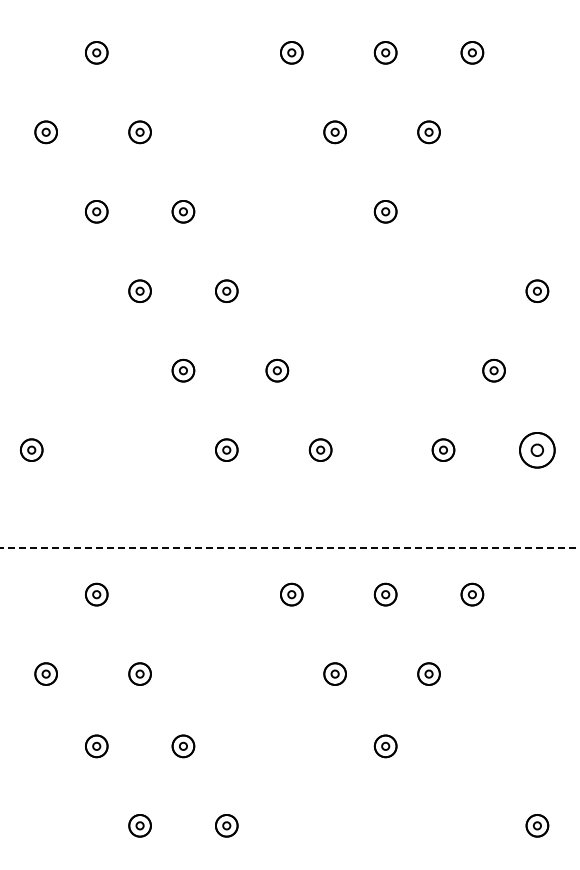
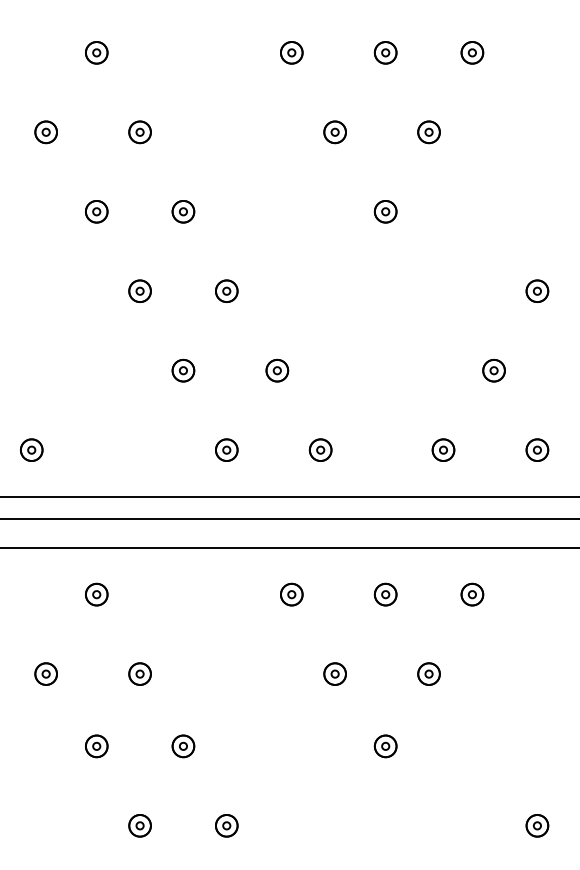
part size: 37x37 px -> 25x24 px (537, 449)
line: none -> present (289, 497)
line: none -> present (289, 518)
line: dashed -> solid (289, 547)
